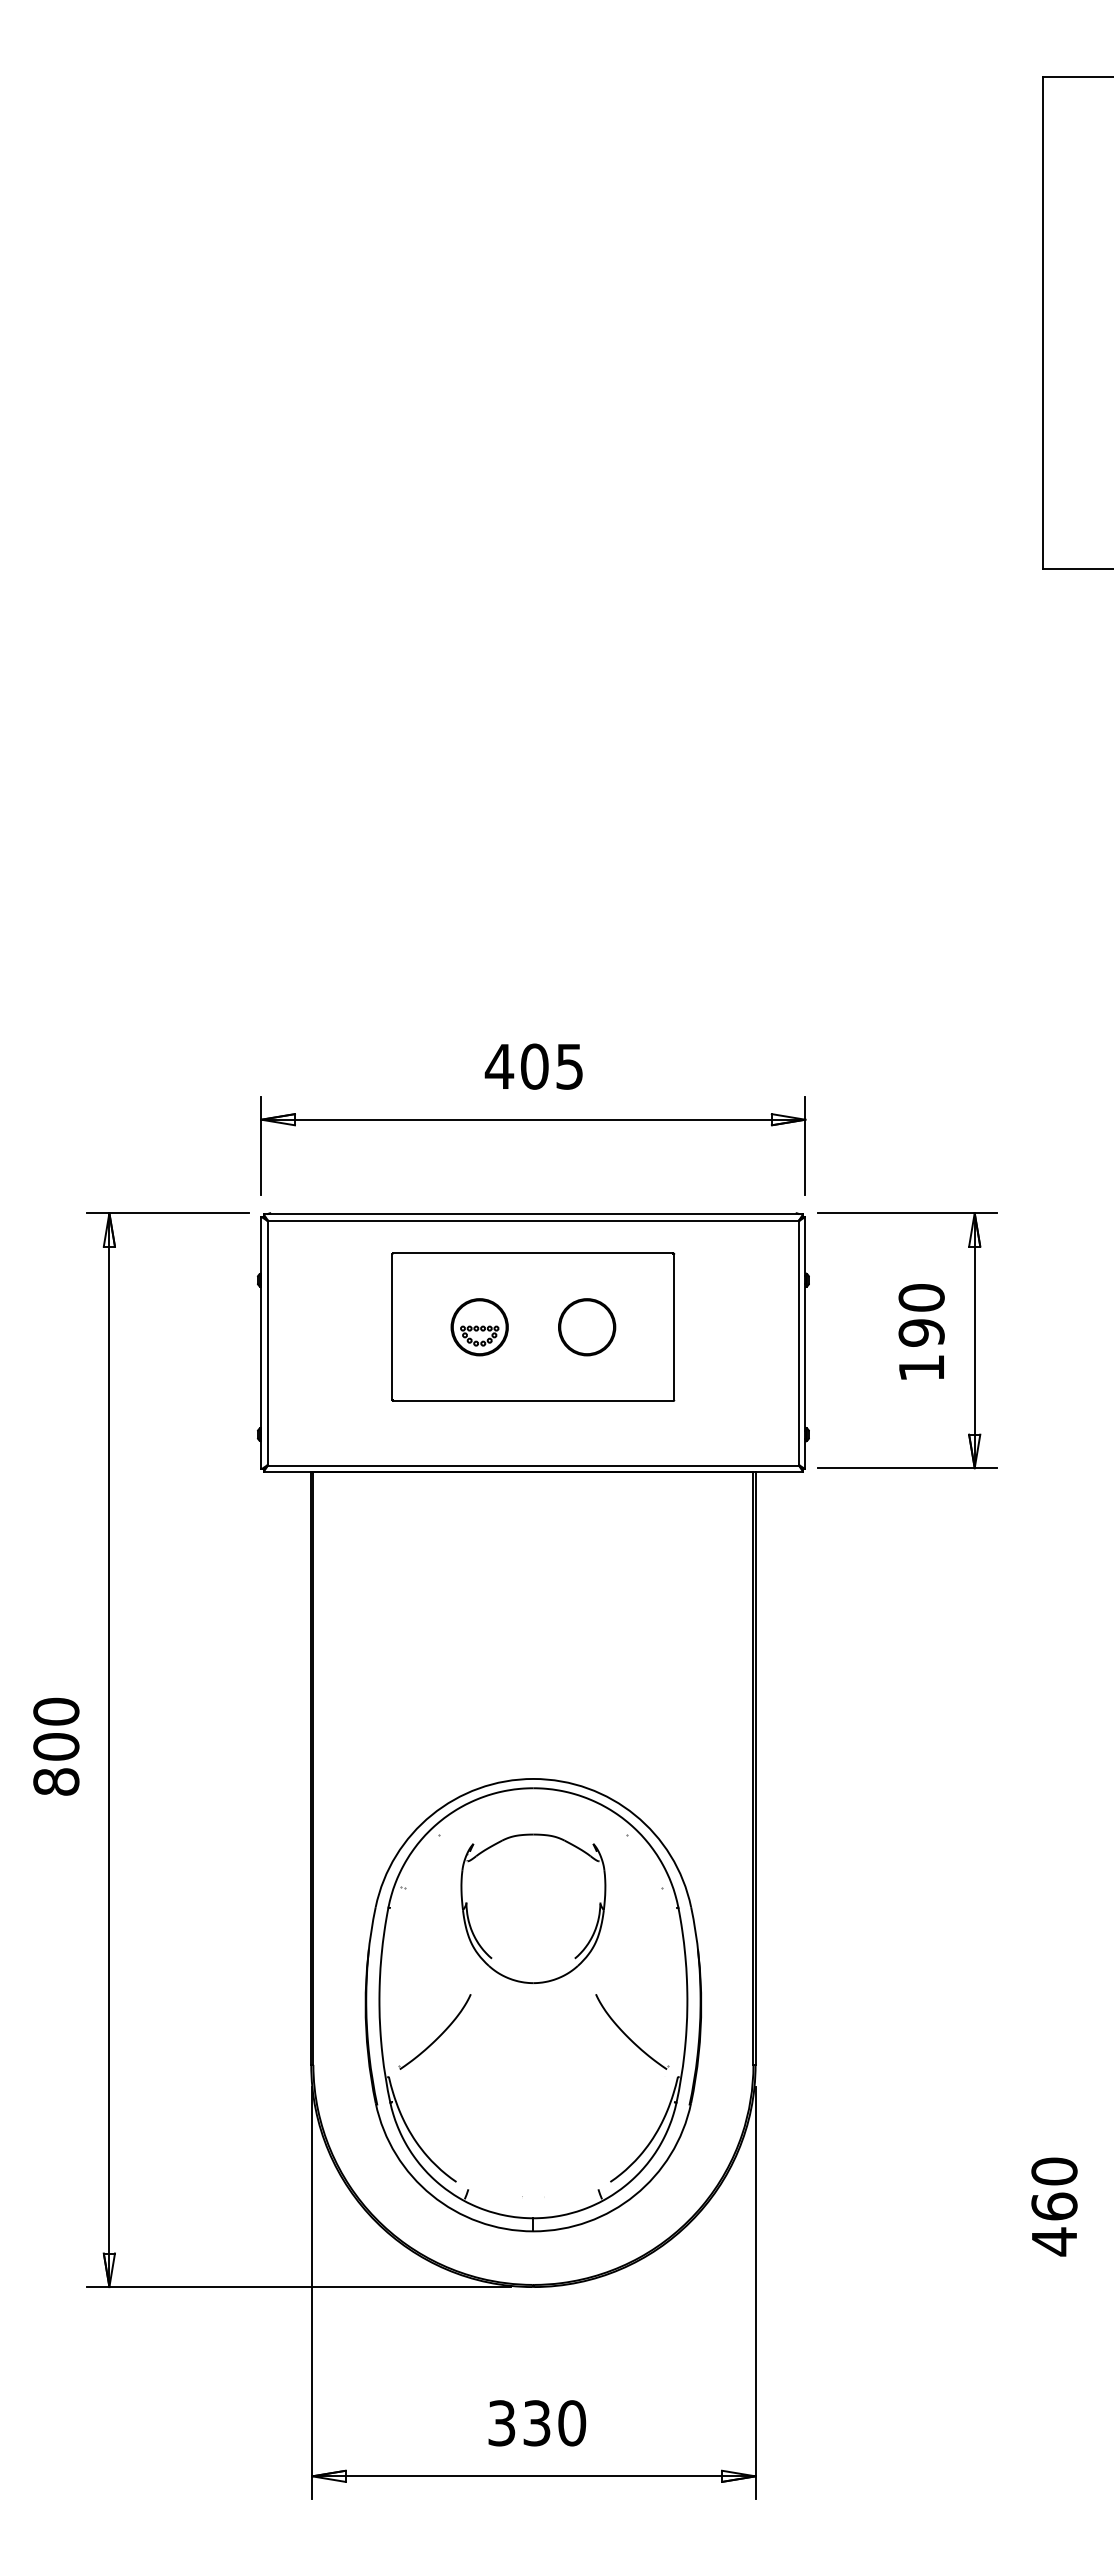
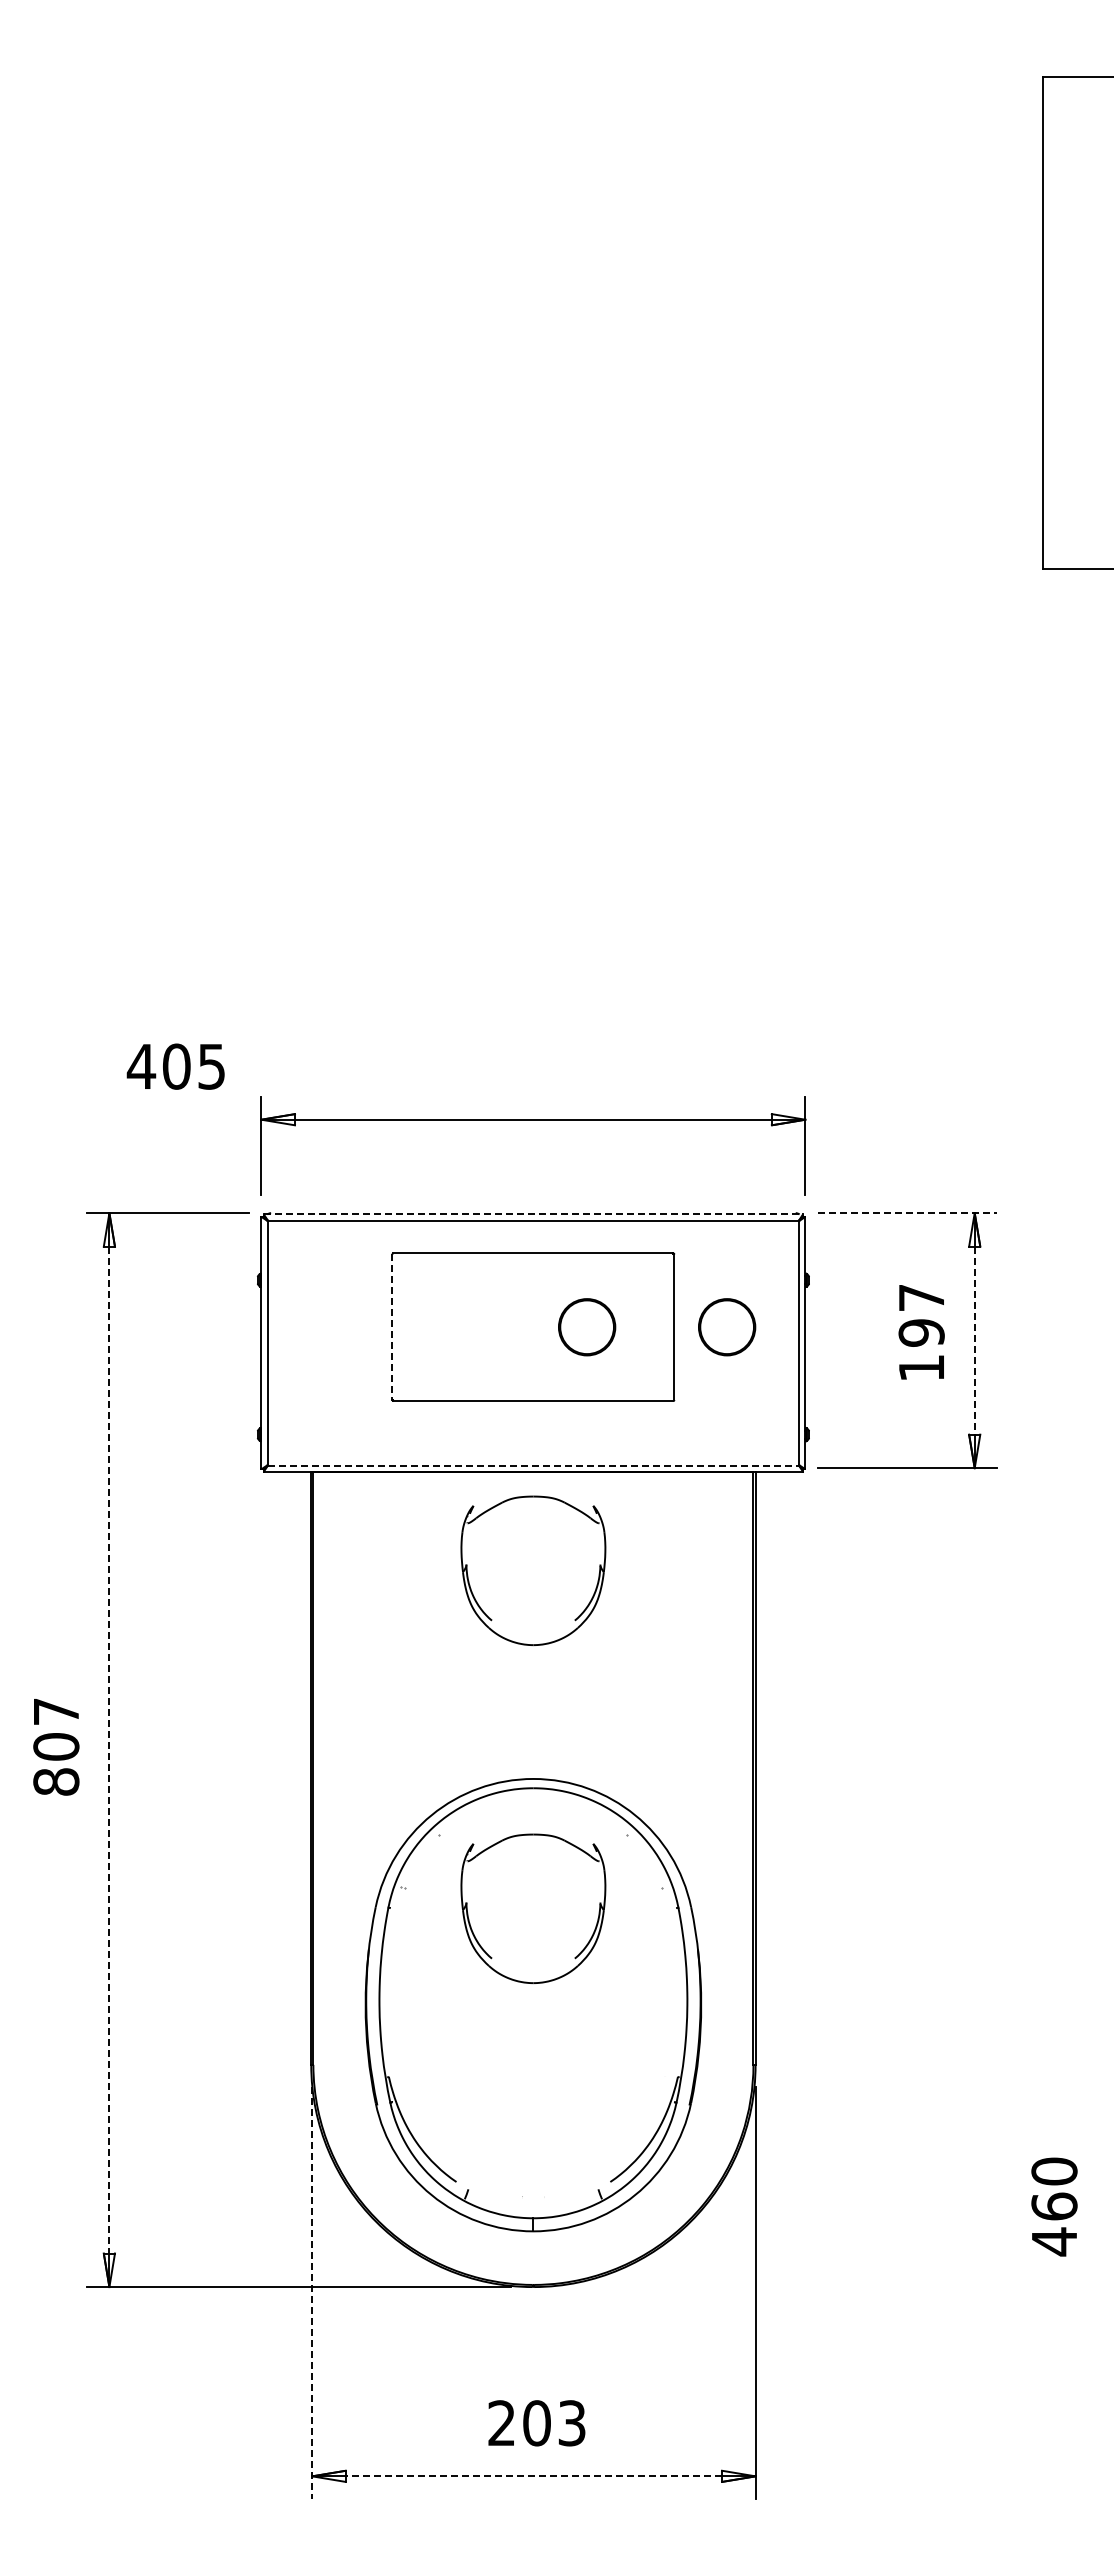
text position: (533, 1066) -> (175, 1066) (175, 1066)
line: solid -> dashed (908, 1213)
line: solid -> dashed (533, 1214)
text: 190 -> 197 (921, 1297)
line: solid -> dashed (392, 1327)
part: present -> none (479, 1327)
part: none -> present (727, 1327)
line: solid -> dashed (974, 1340)
line: solid -> dashed (533, 1465)
part: none -> present (580, 1613)
text: 800 -> 807 (56, 1711)
line: solid -> dashed (109, 1750)
part: present -> none (439, 2035)
part: present -> none (627, 2035)
line: solid -> dashed (312, 2293)
text: 330 -> 203 (537, 2423)
line: solid -> dashed (533, 2476)
